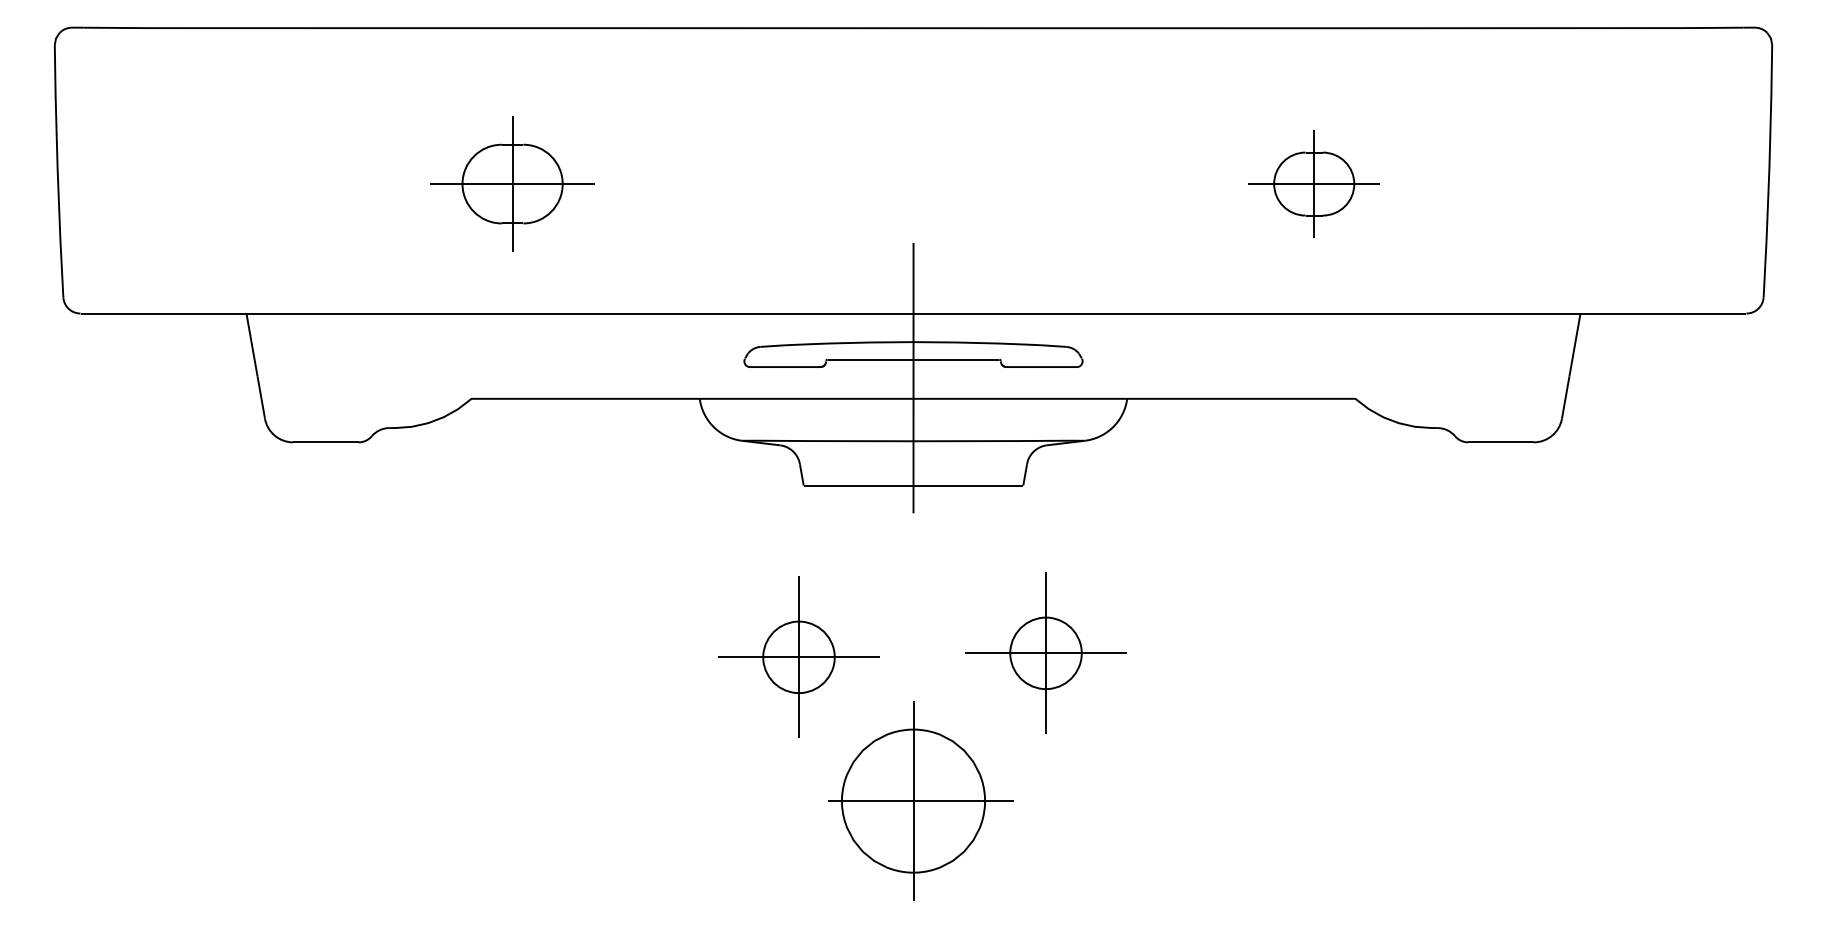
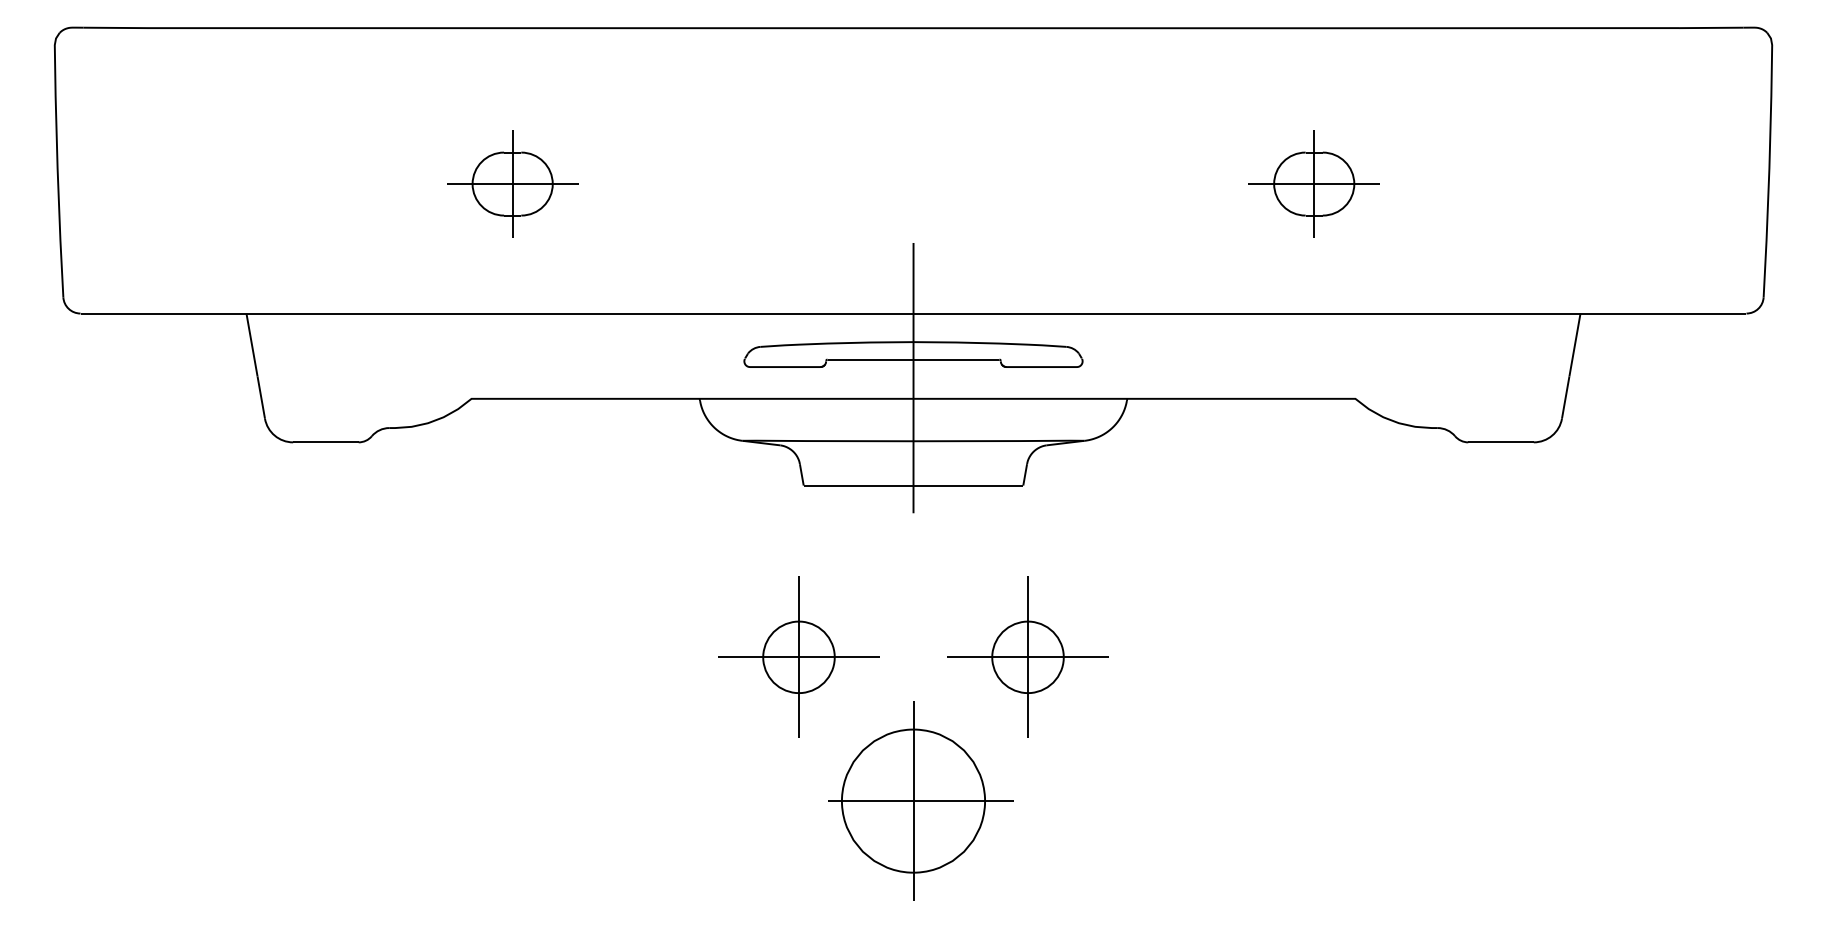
part size: 165x136 px -> 132x108 px (512, 183)
part position: (1045, 652) -> (1027, 656) (1027, 656)
